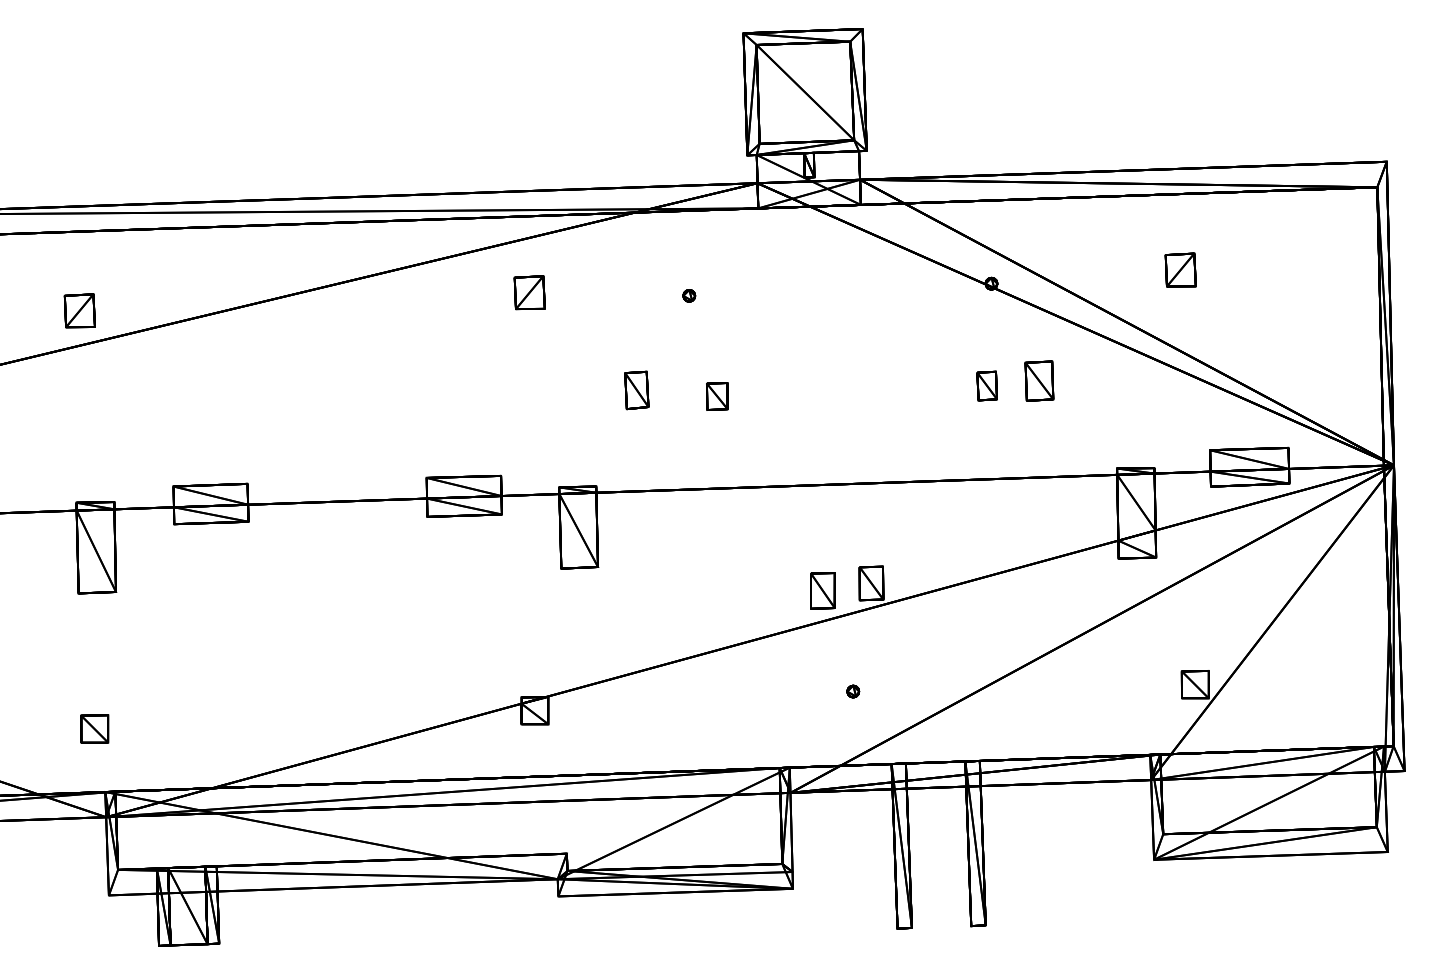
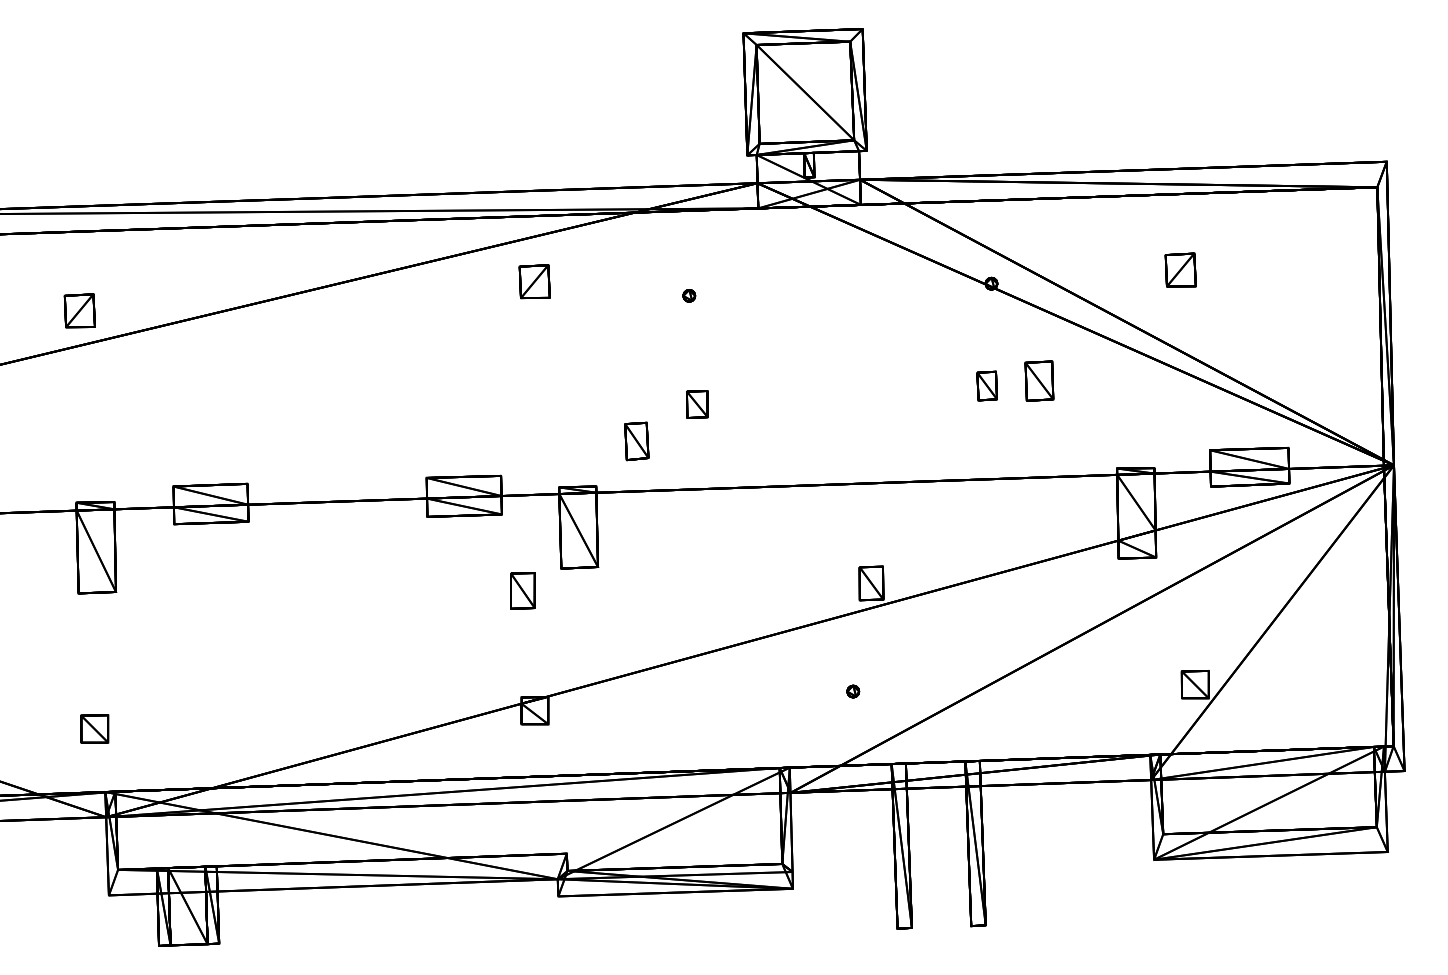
part position: (529, 292) -> (534, 281) (534, 281)
part position: (636, 390) -> (636, 441) (636, 441)
part position: (717, 396) -> (697, 404) (697, 404)
part position: (822, 590) -> (522, 590) (522, 590)
